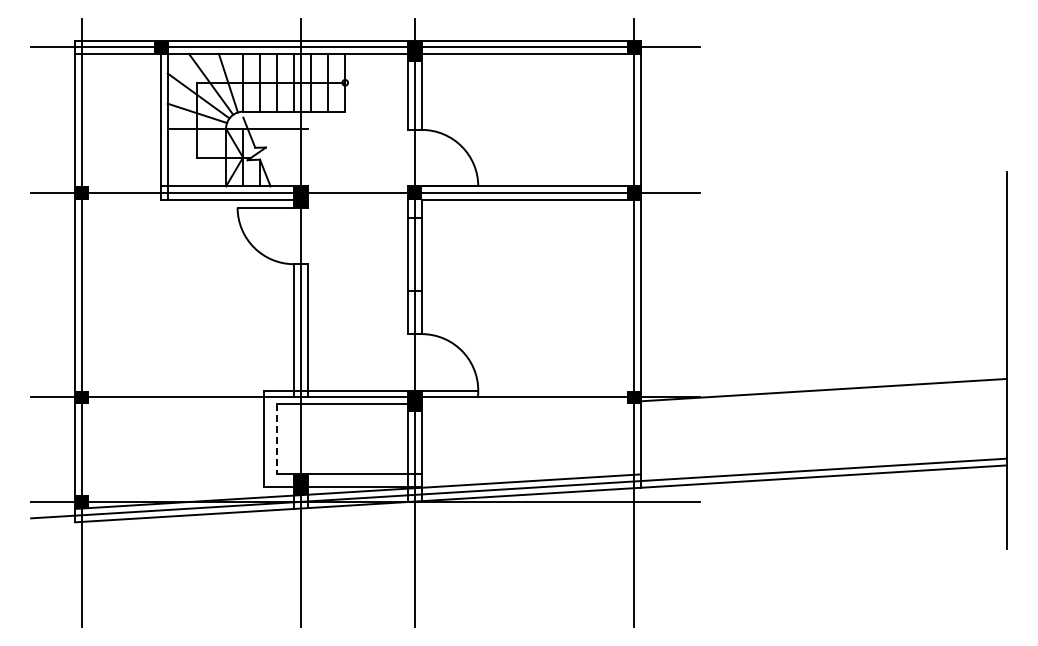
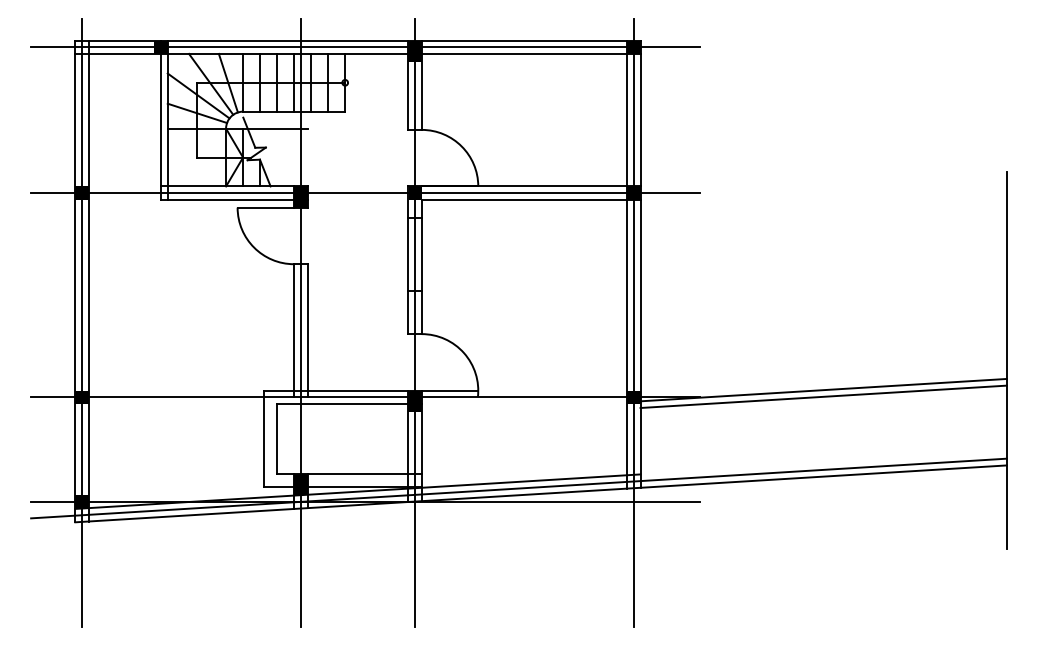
line: none -> present (627, 264)
line: none -> present (88, 280)
line: none -> present (823, 396)
line: dashed -> solid (277, 438)
